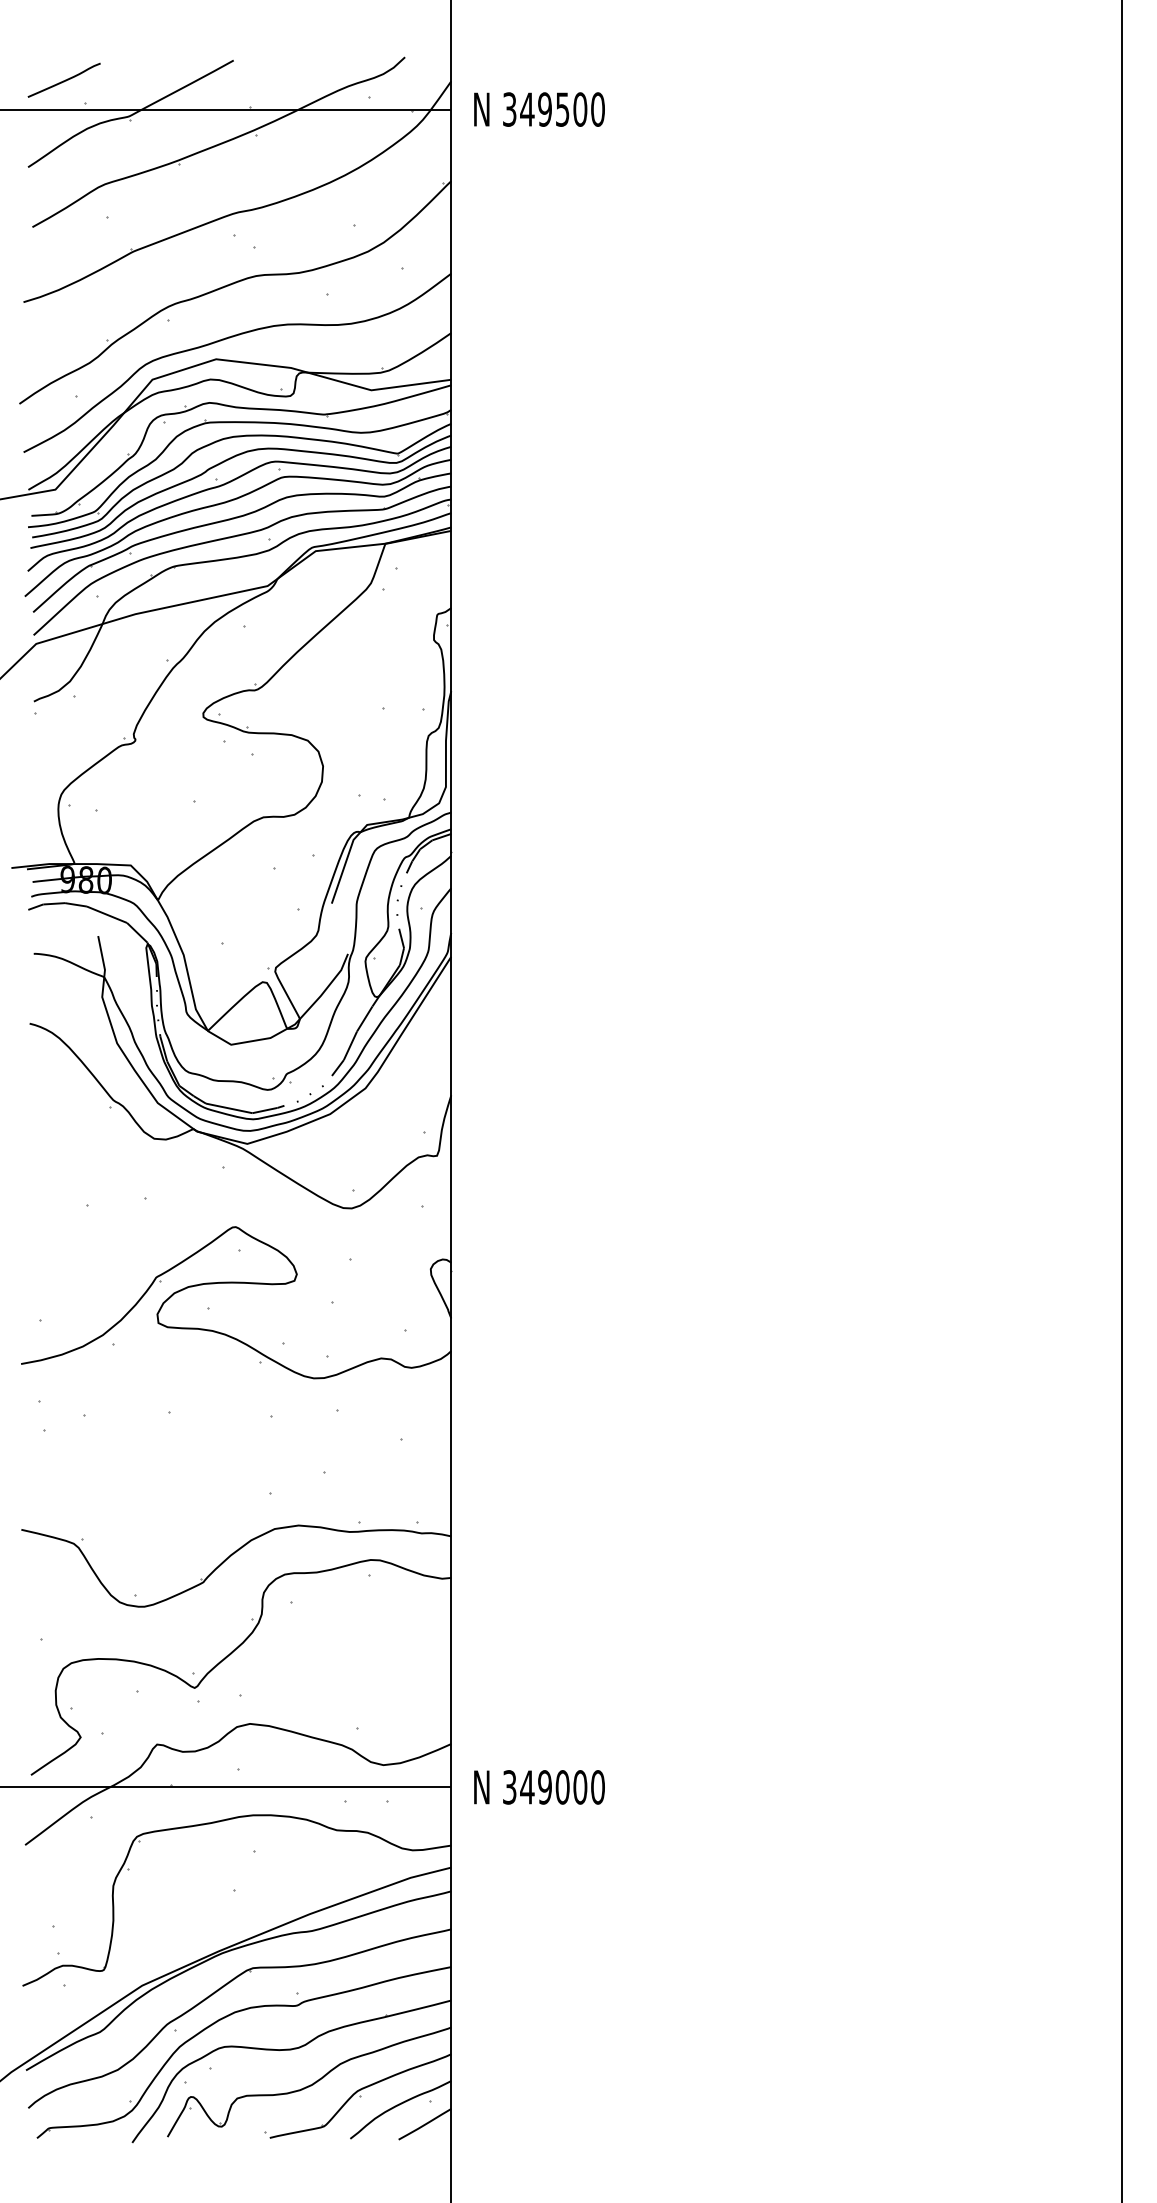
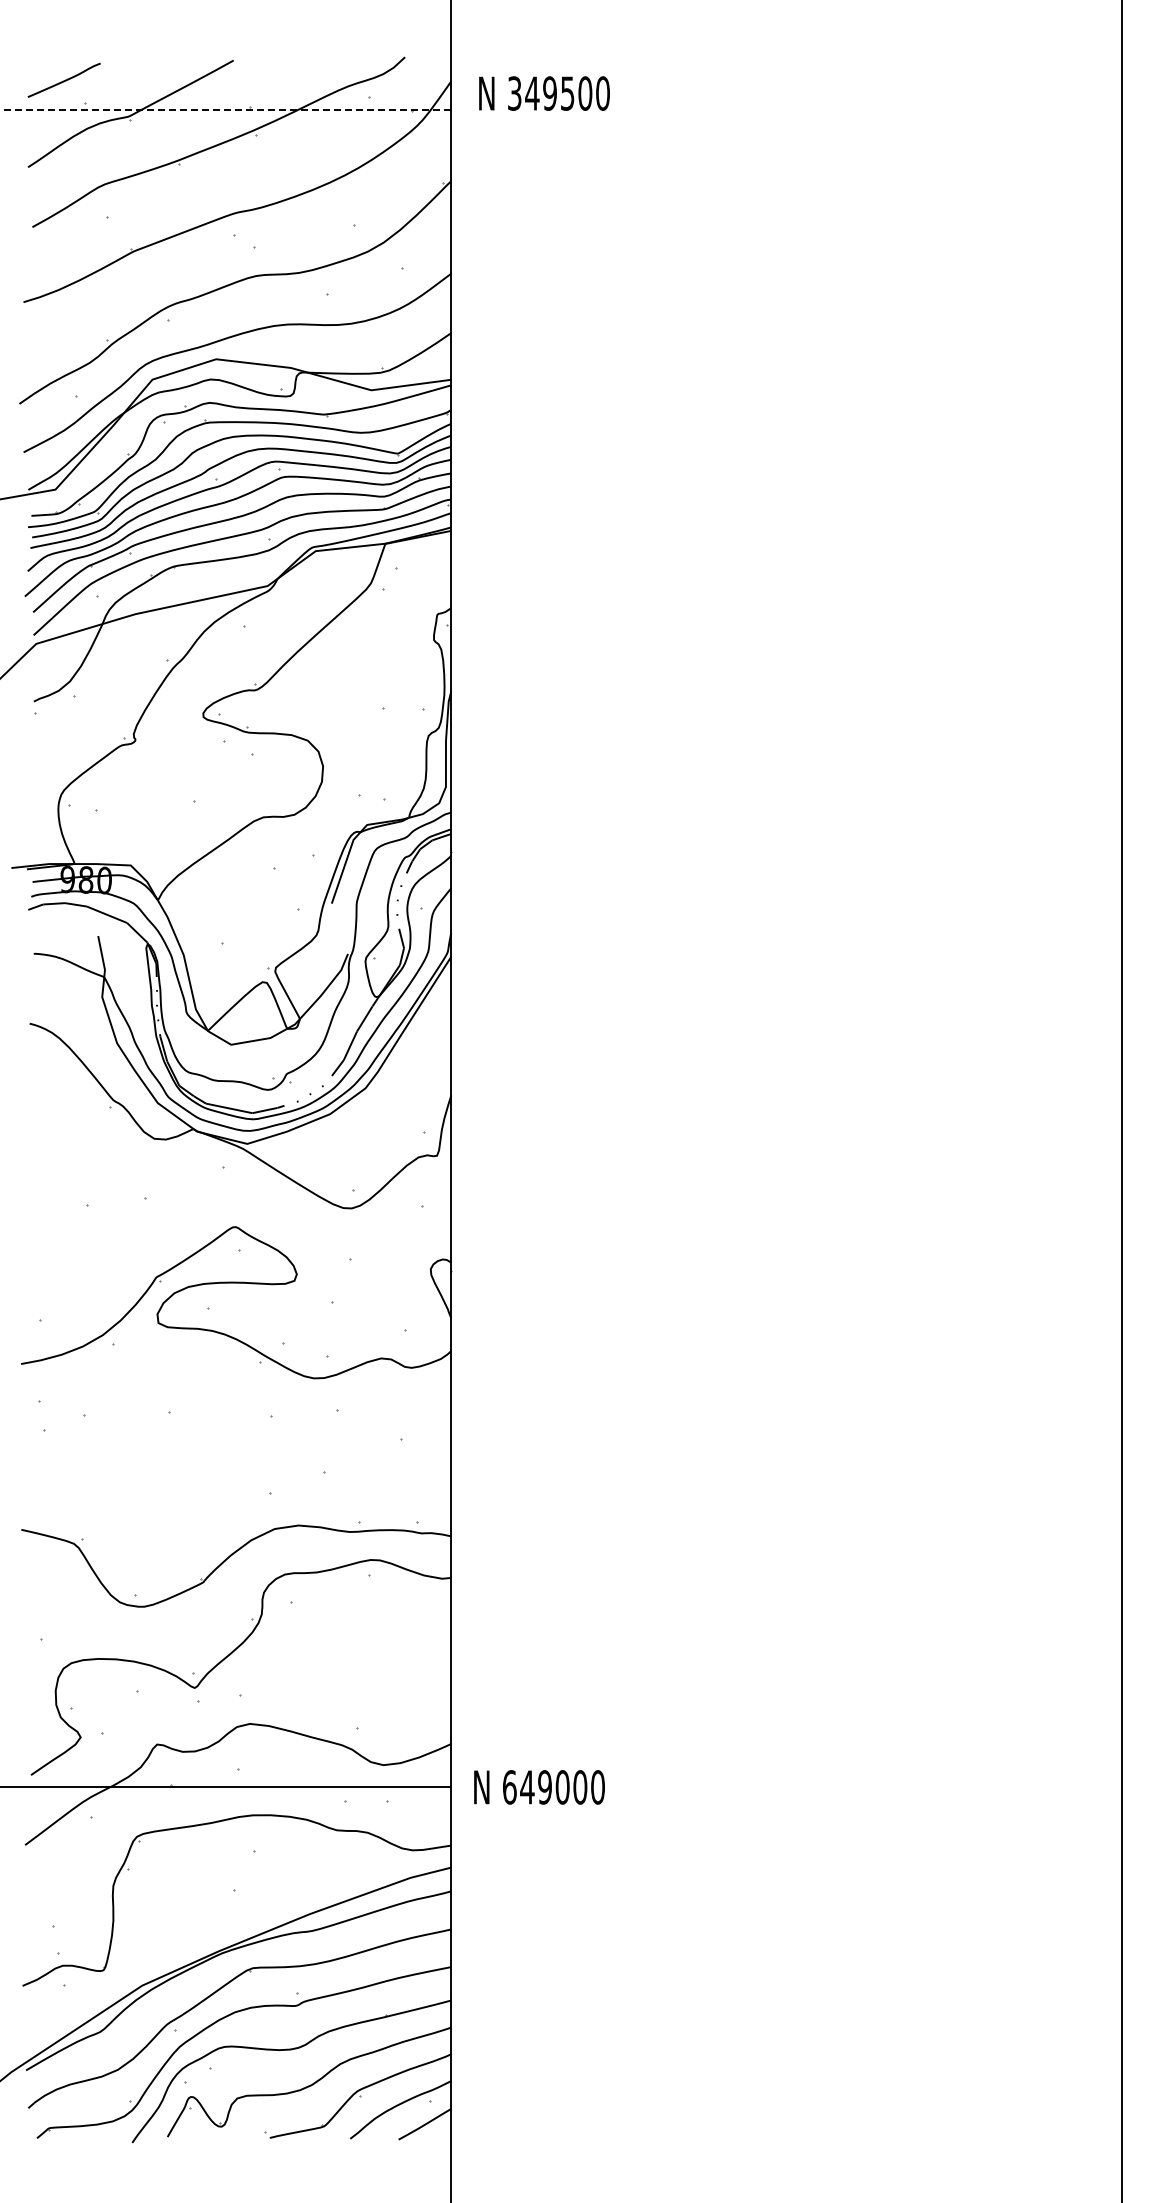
line: solid -> dashed (226, 109)
text position: (539, 109) -> (544, 93) (544, 93)
text: 349000 -> 649000 (509, 1787)
